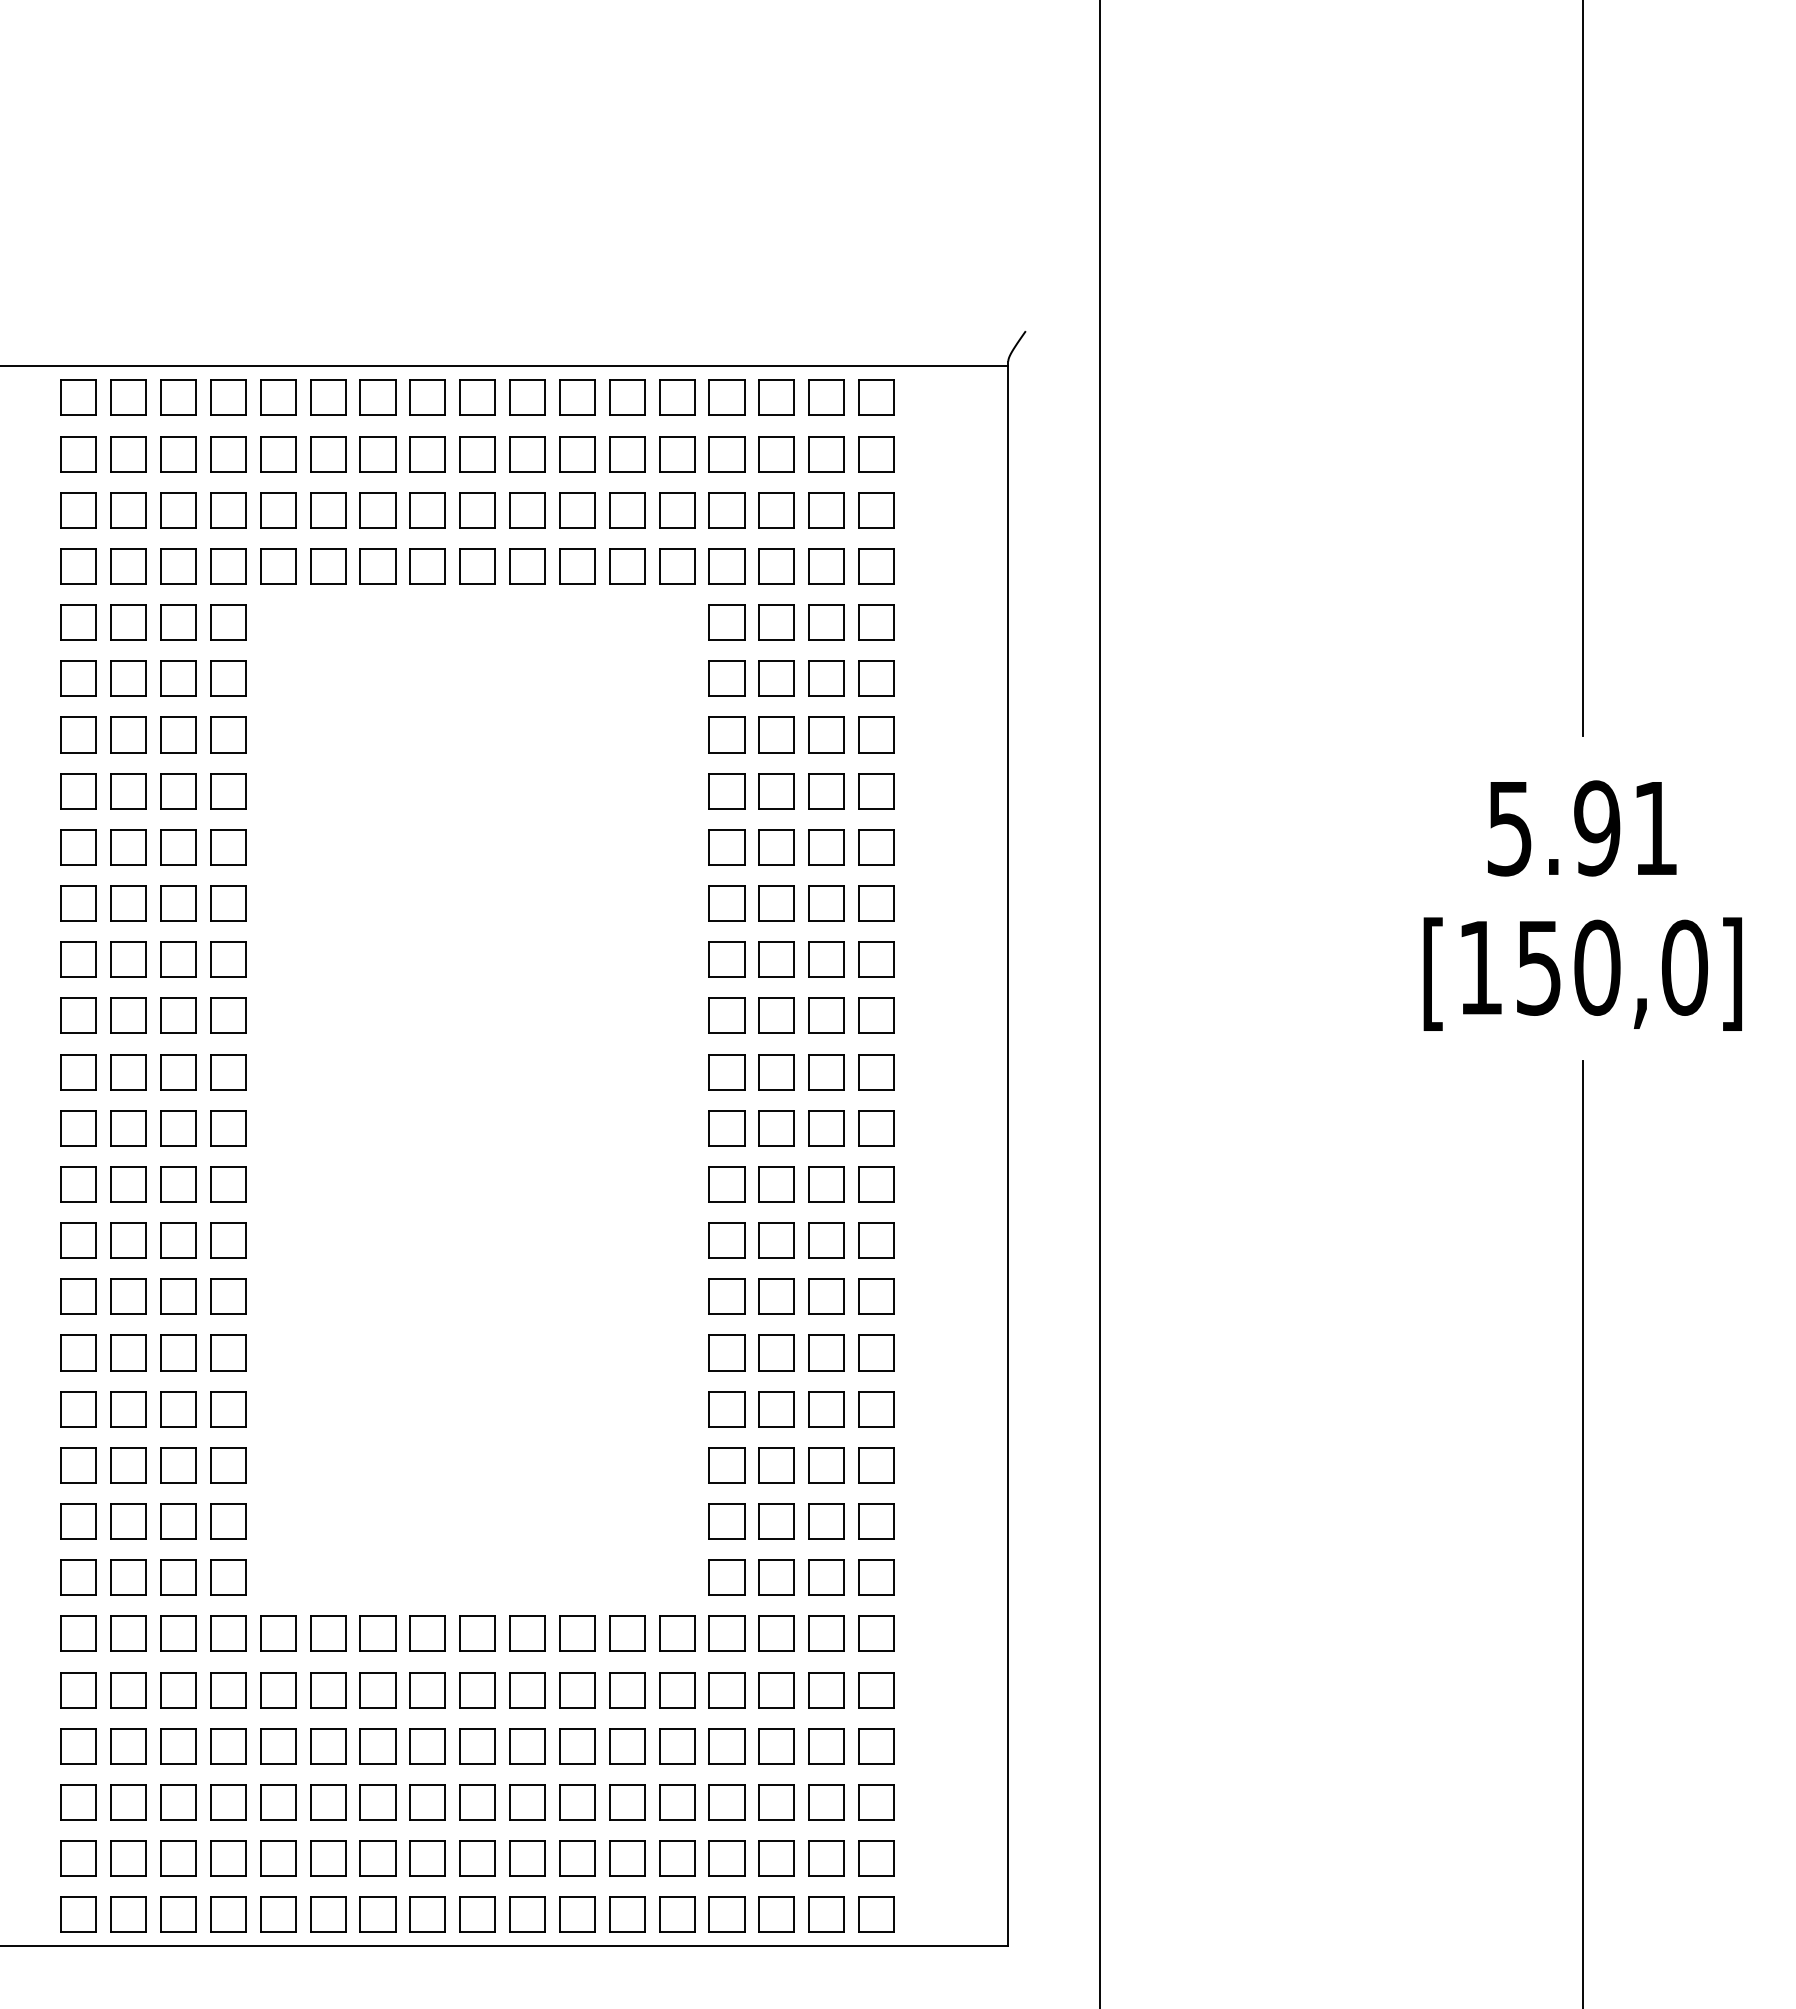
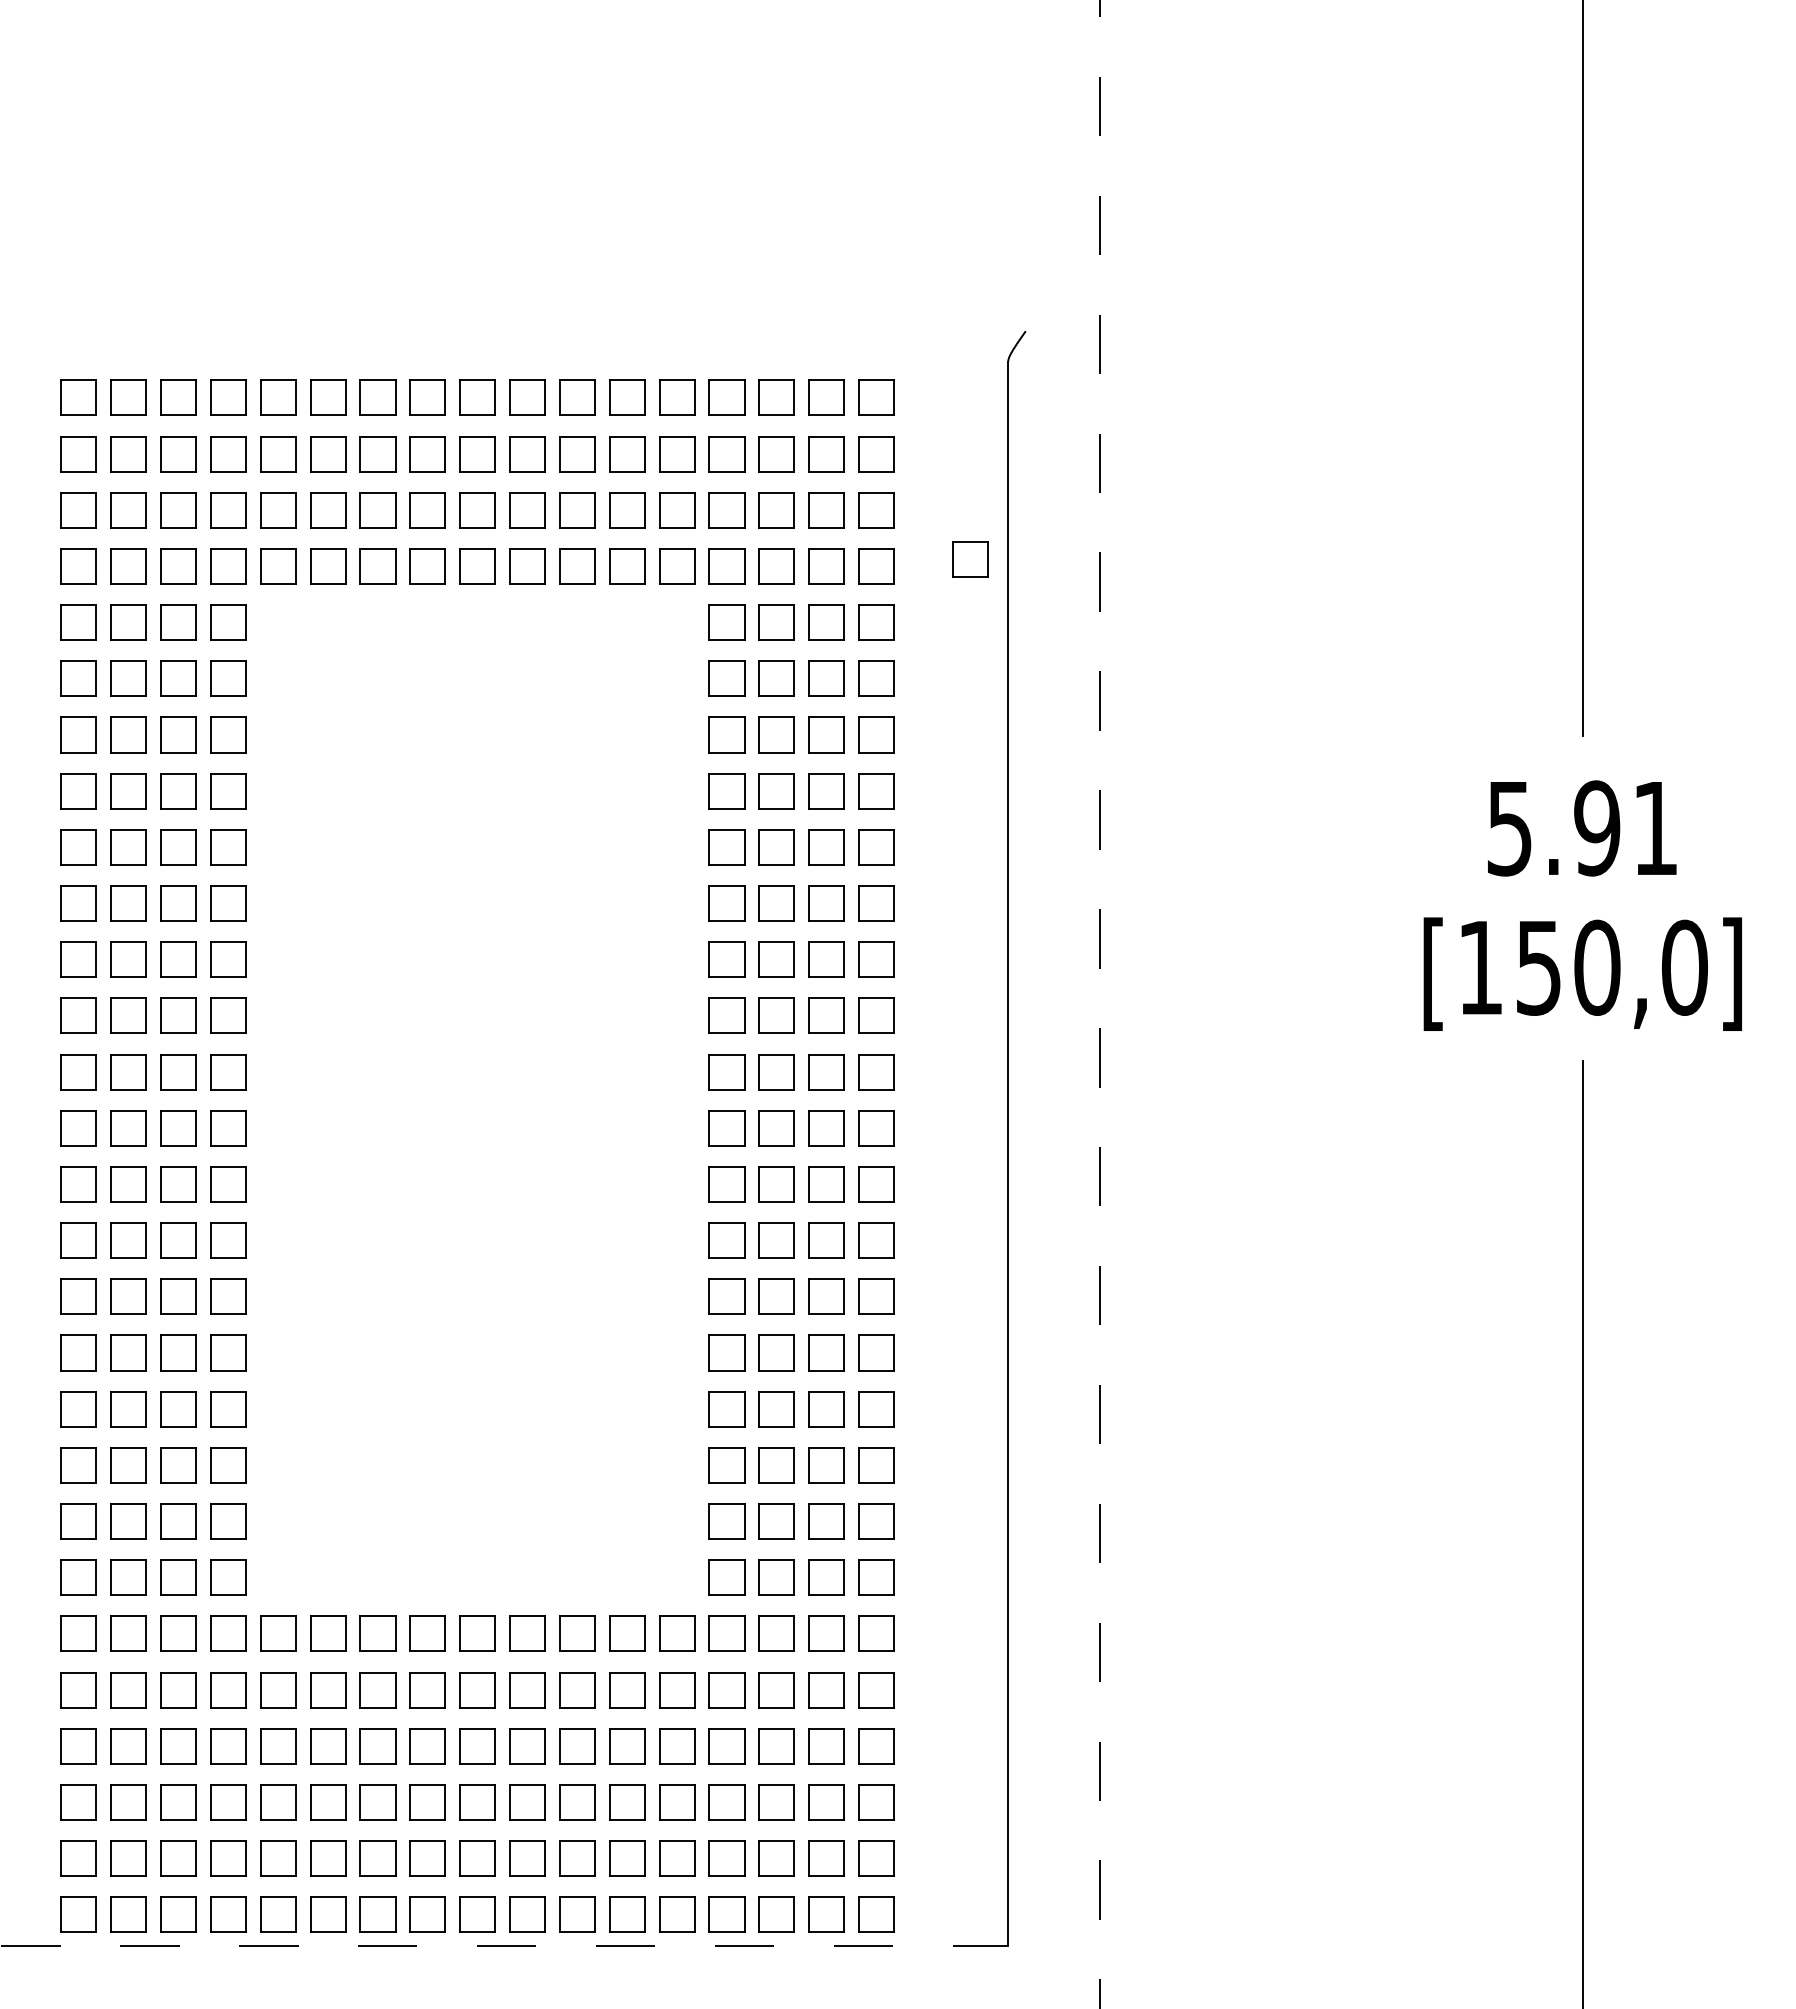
line: present -> none (505, 366)
part: none -> present (970, 559)
line: solid -> dashed (1099, 1004)
line: solid -> dashed (504, 1946)
